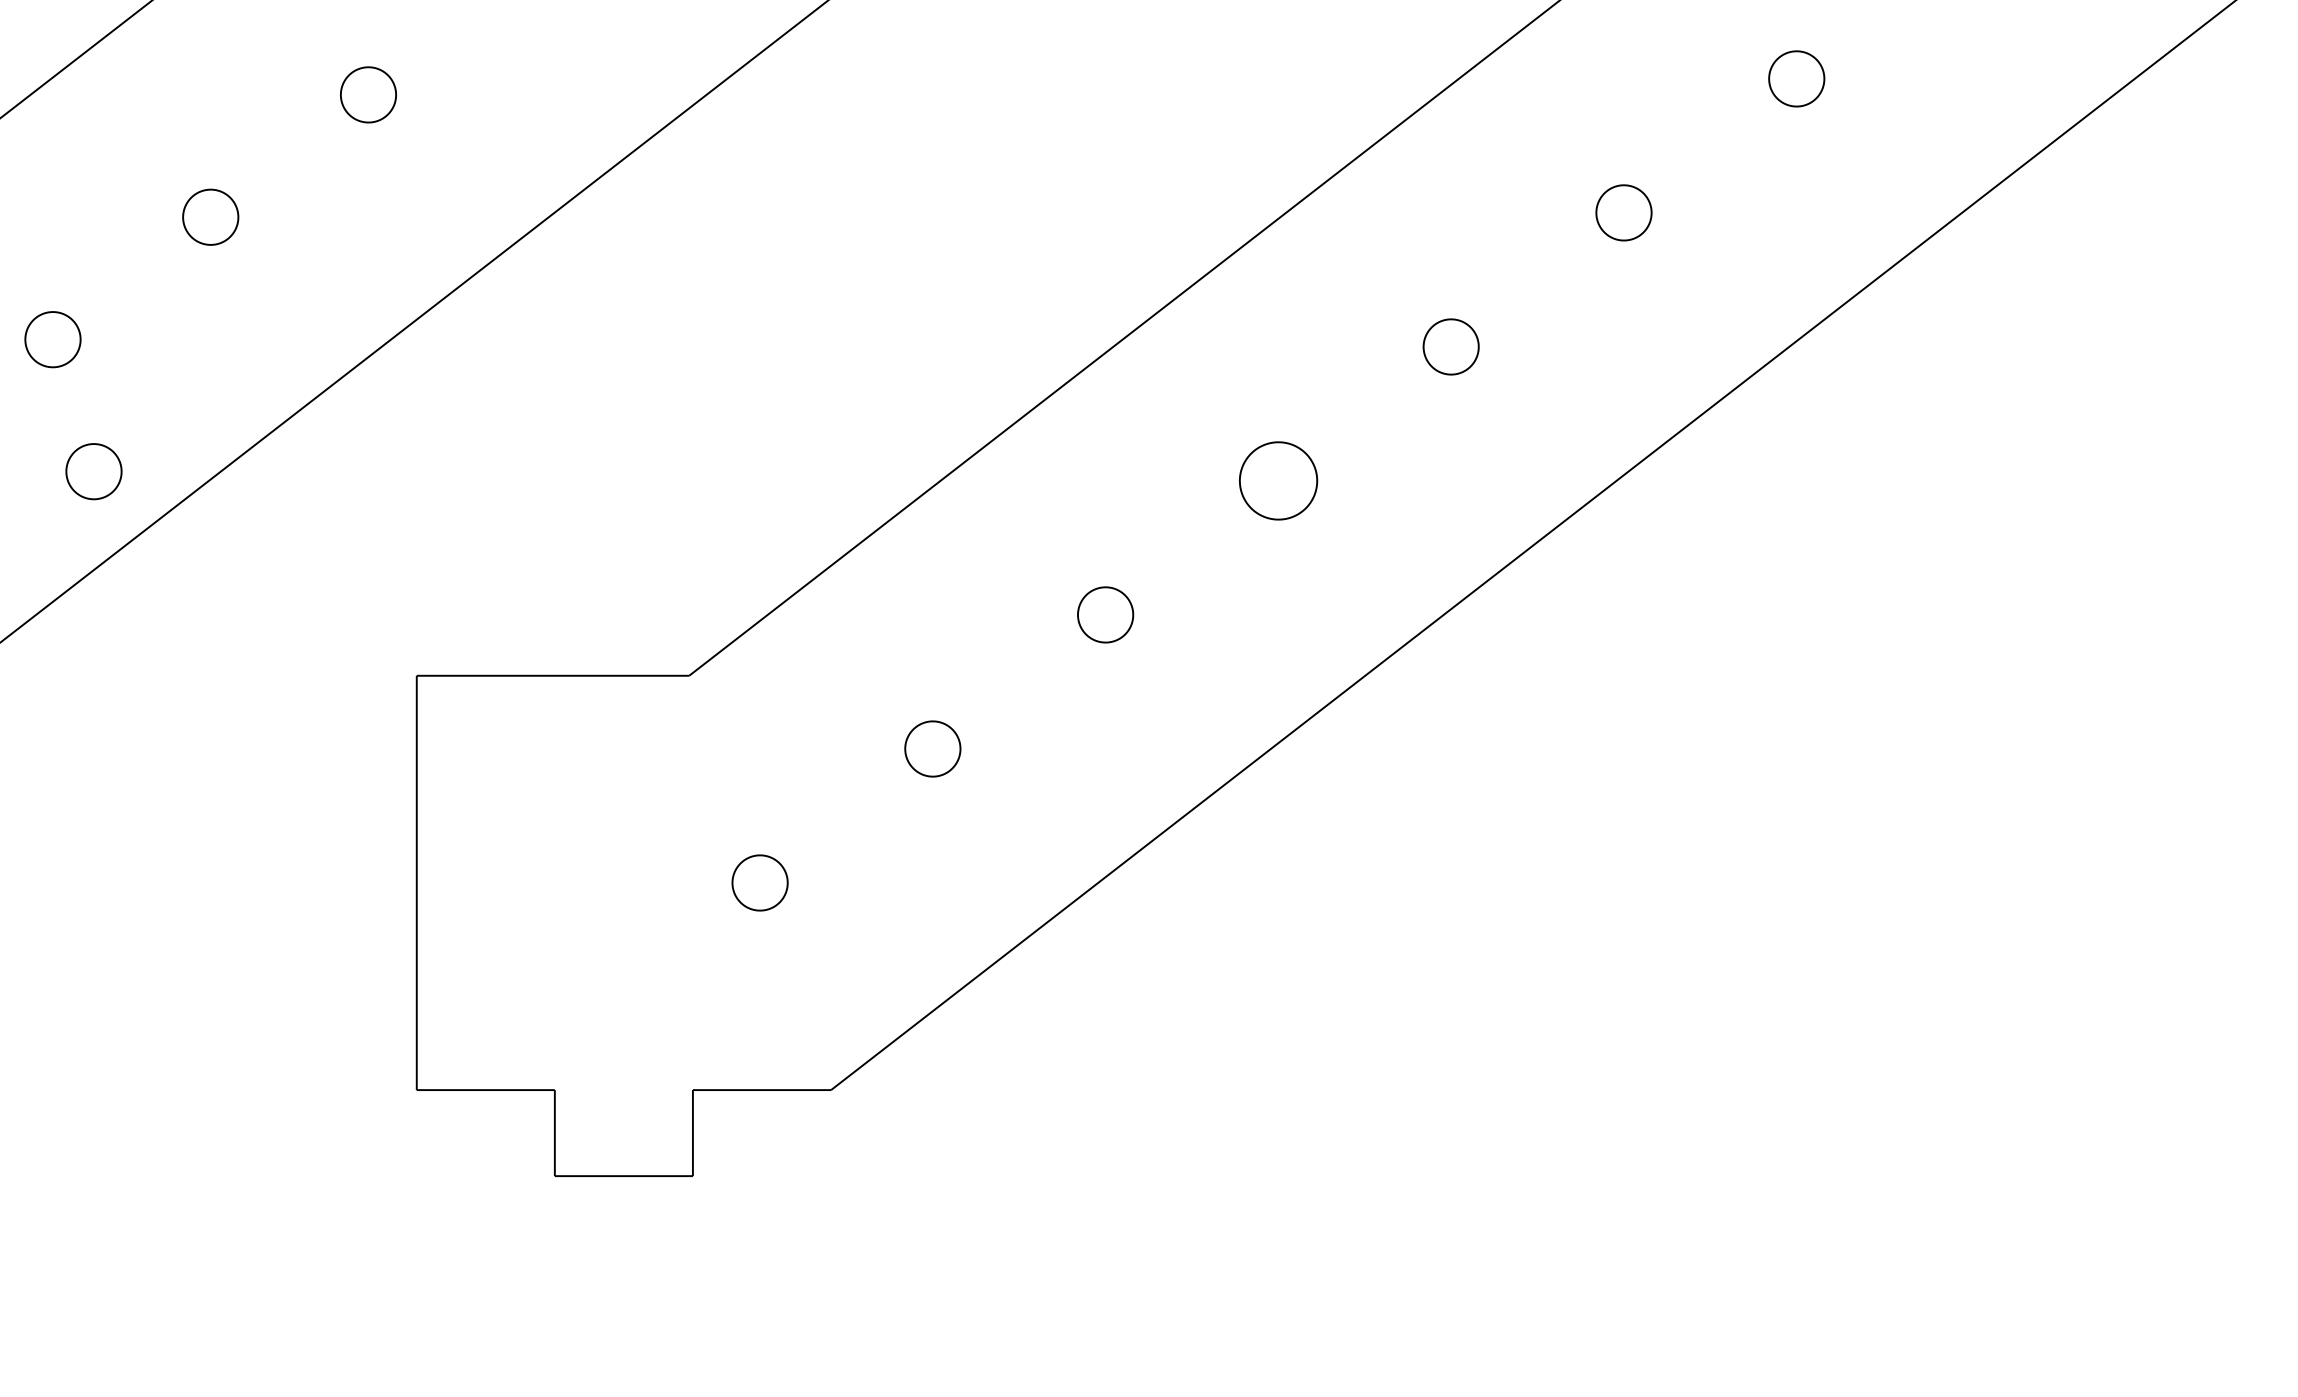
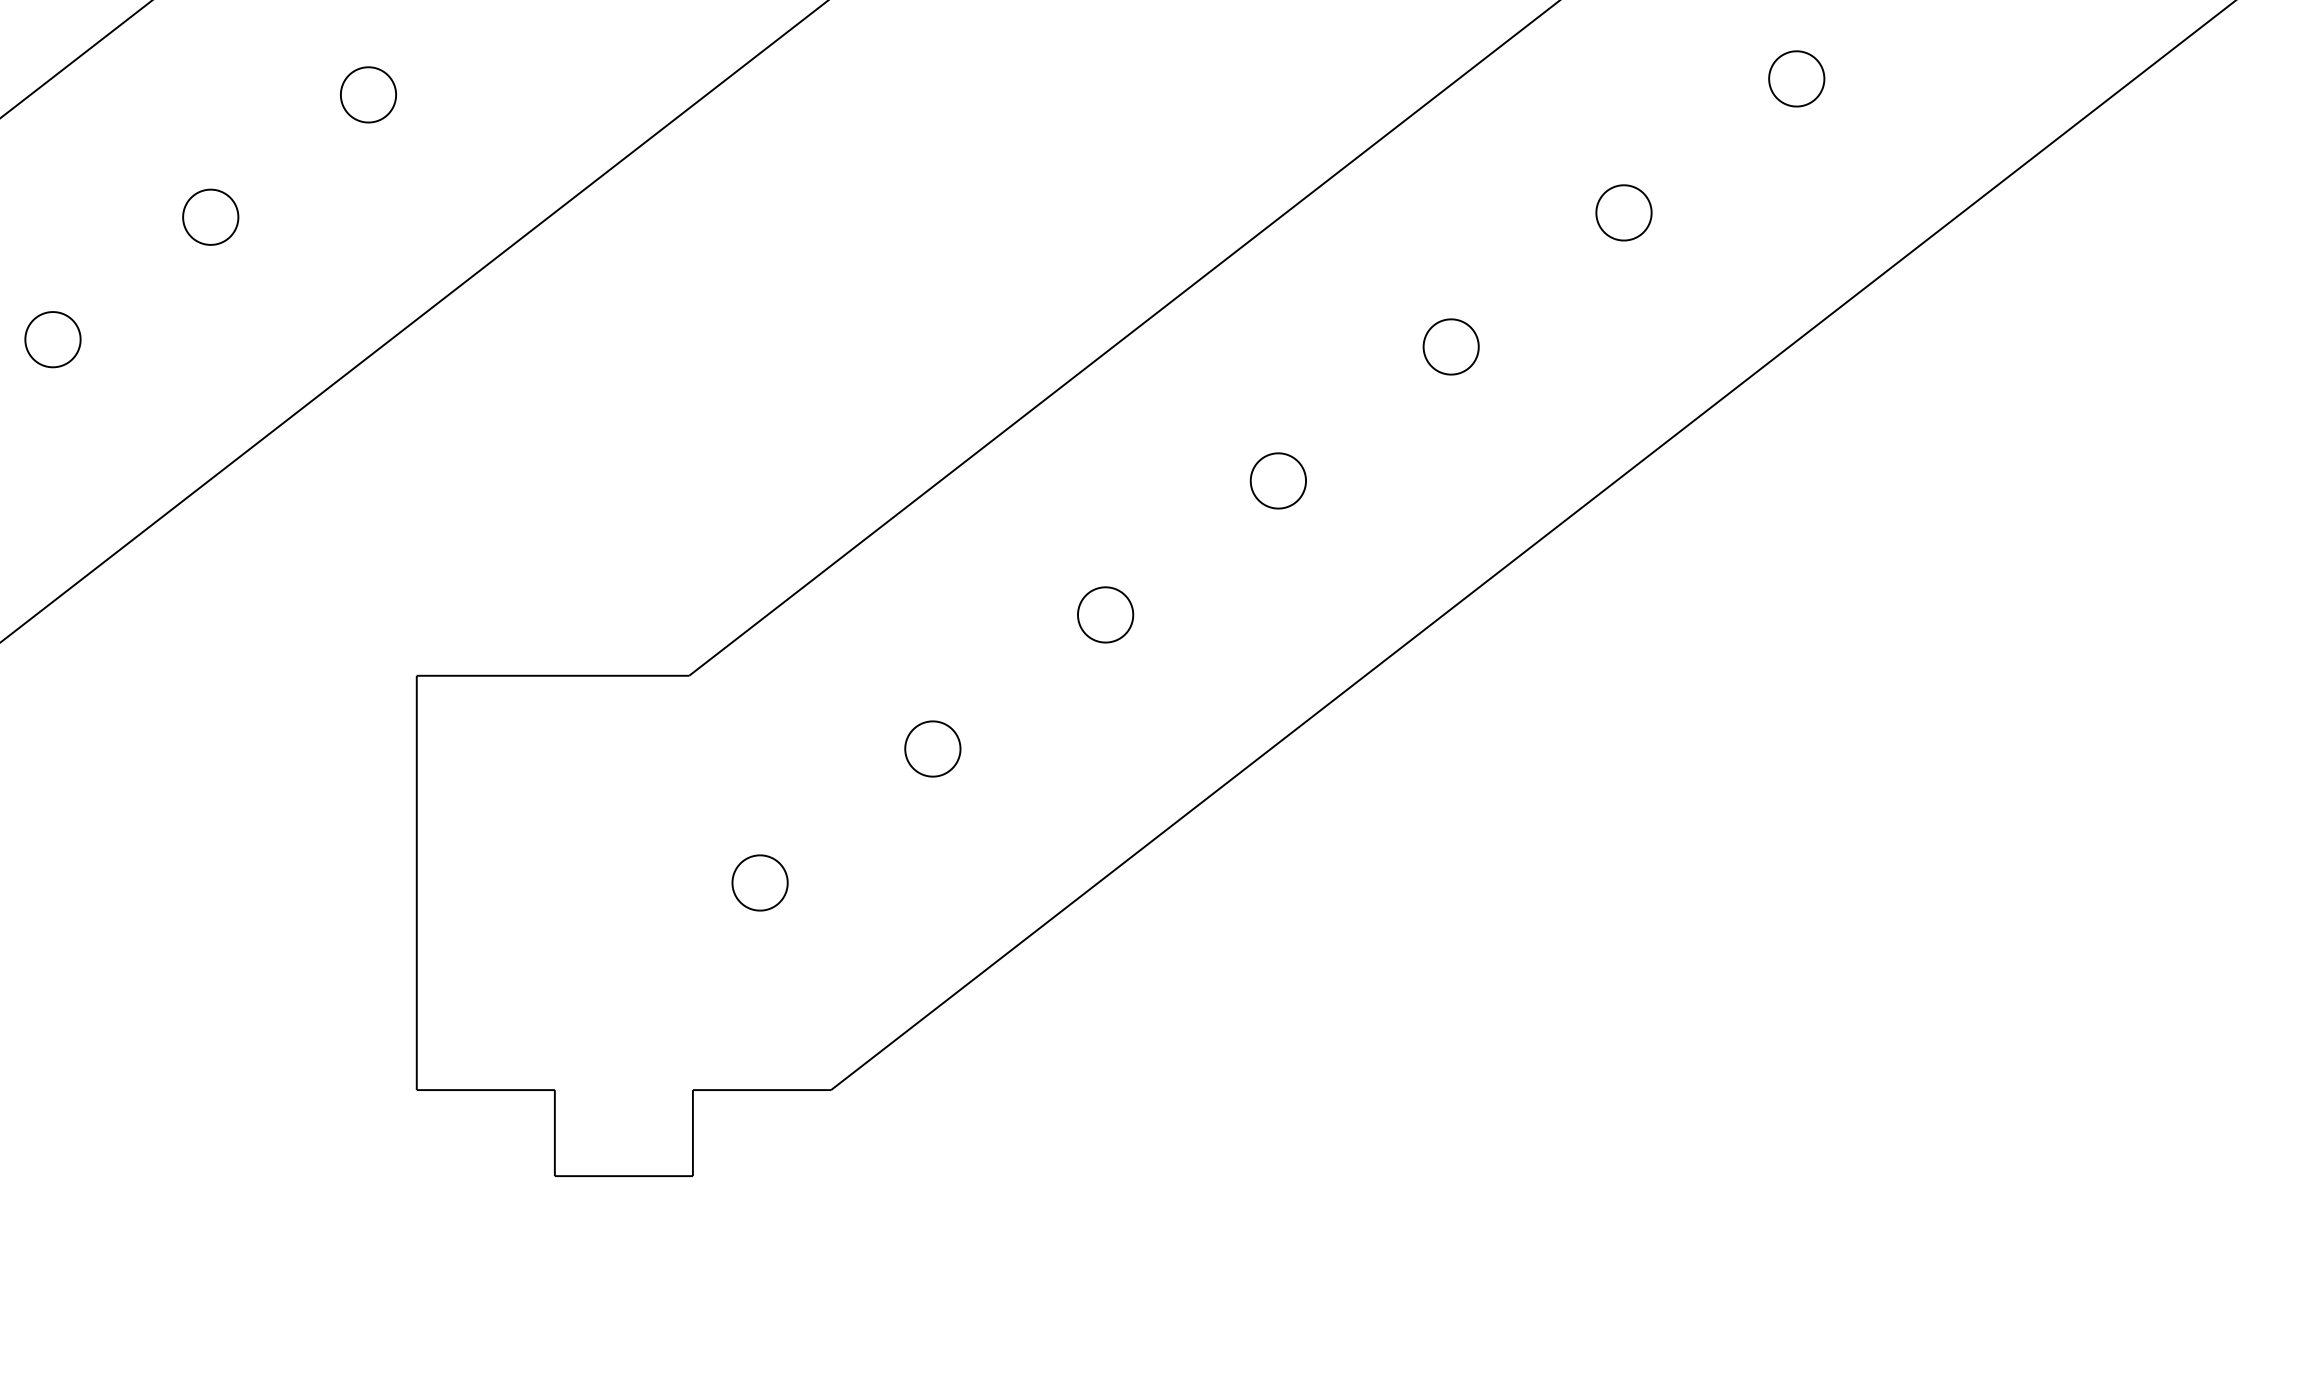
part: present -> none (93, 471)
part size: 80x80 px -> 58x58 px (1277, 480)
